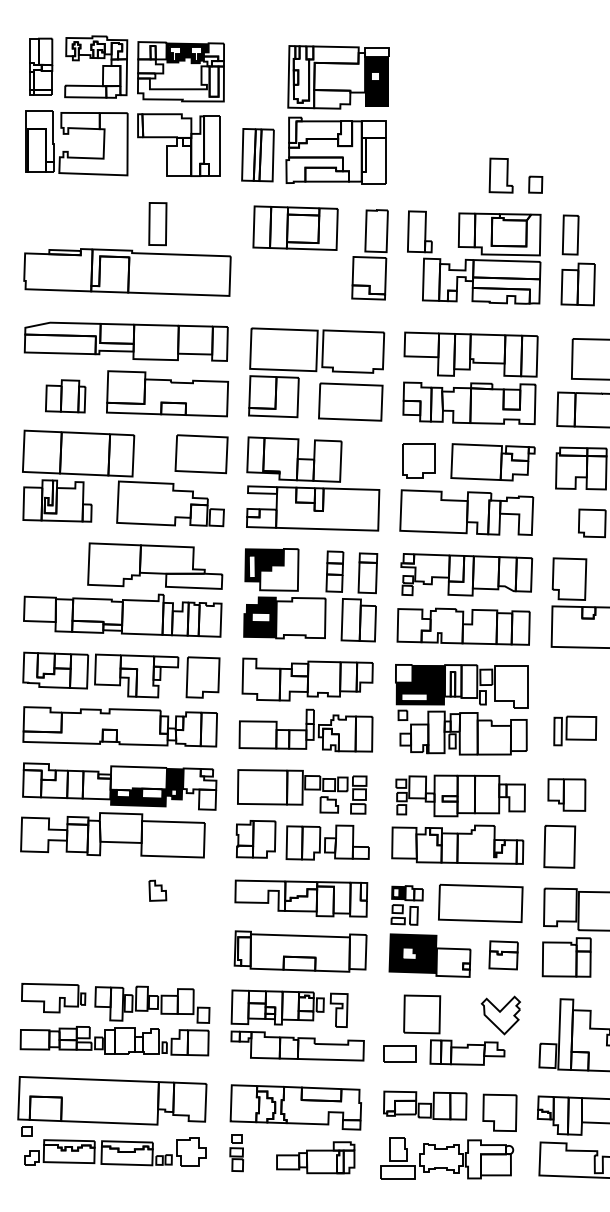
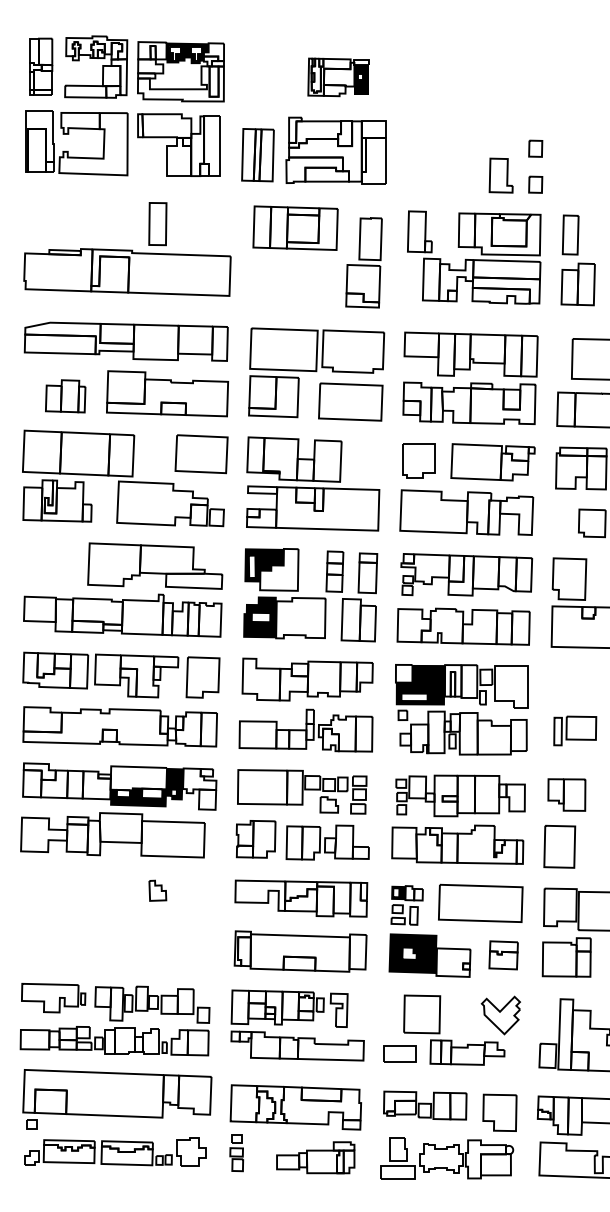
part size: 103x65 px -> 63x41 px (338, 77)
part: none -> present (535, 148)
part position: (369, 254) -> (363, 262) (363, 262)
part position: (112, 1106) -> (117, 1099) (117, 1099)
